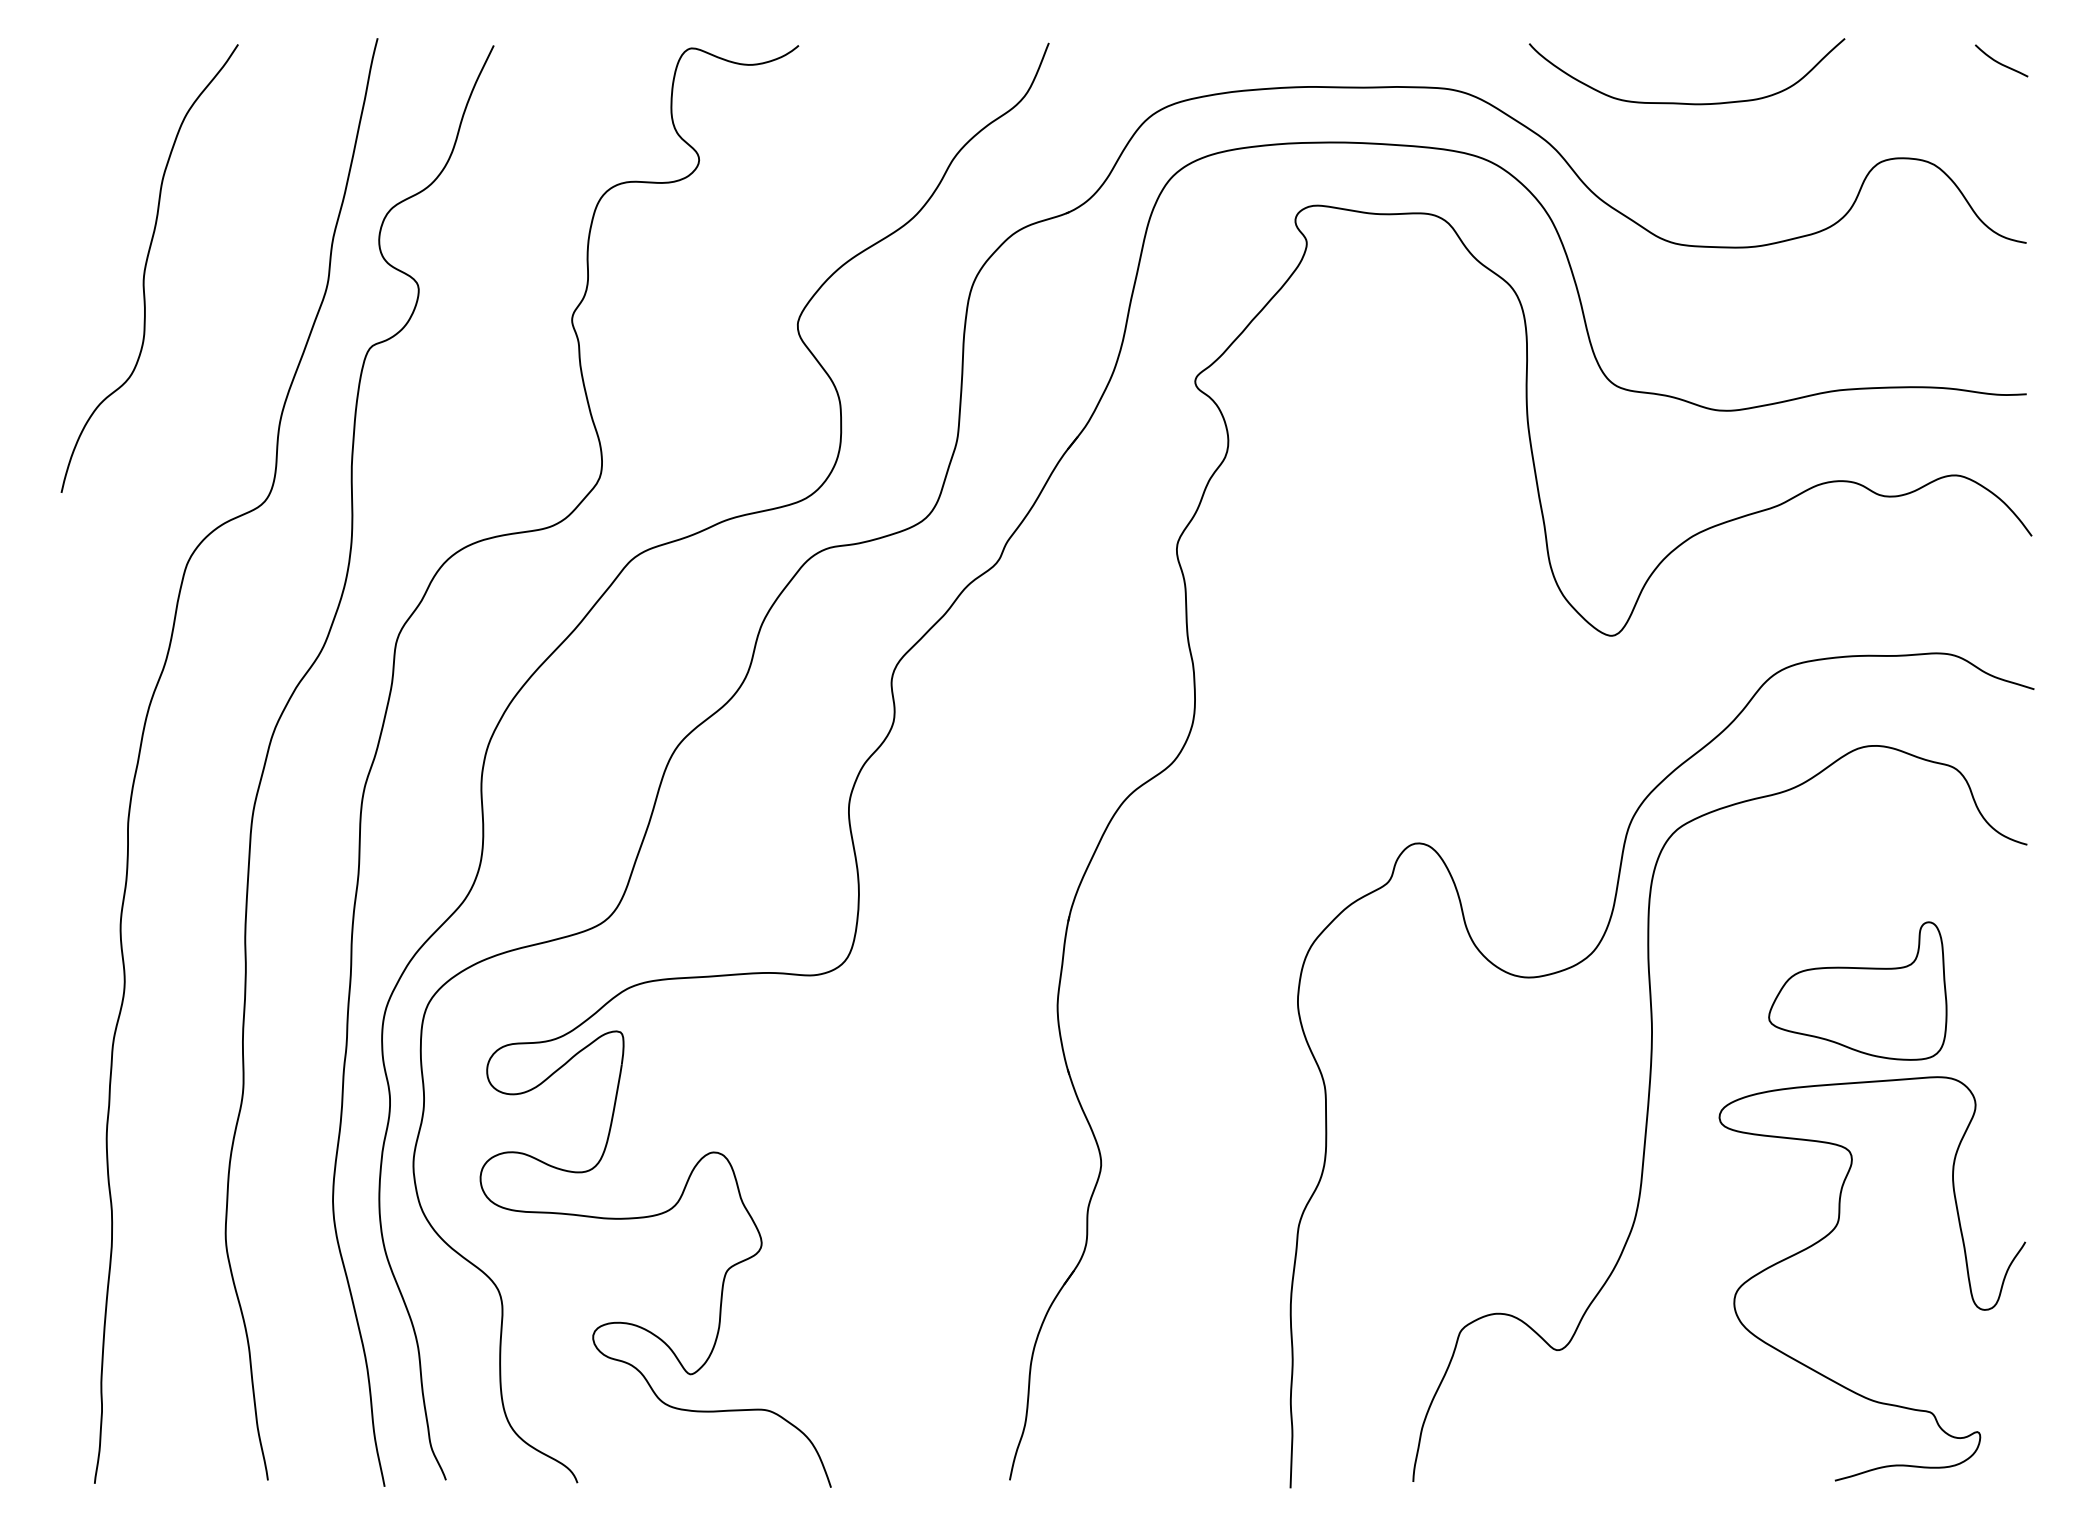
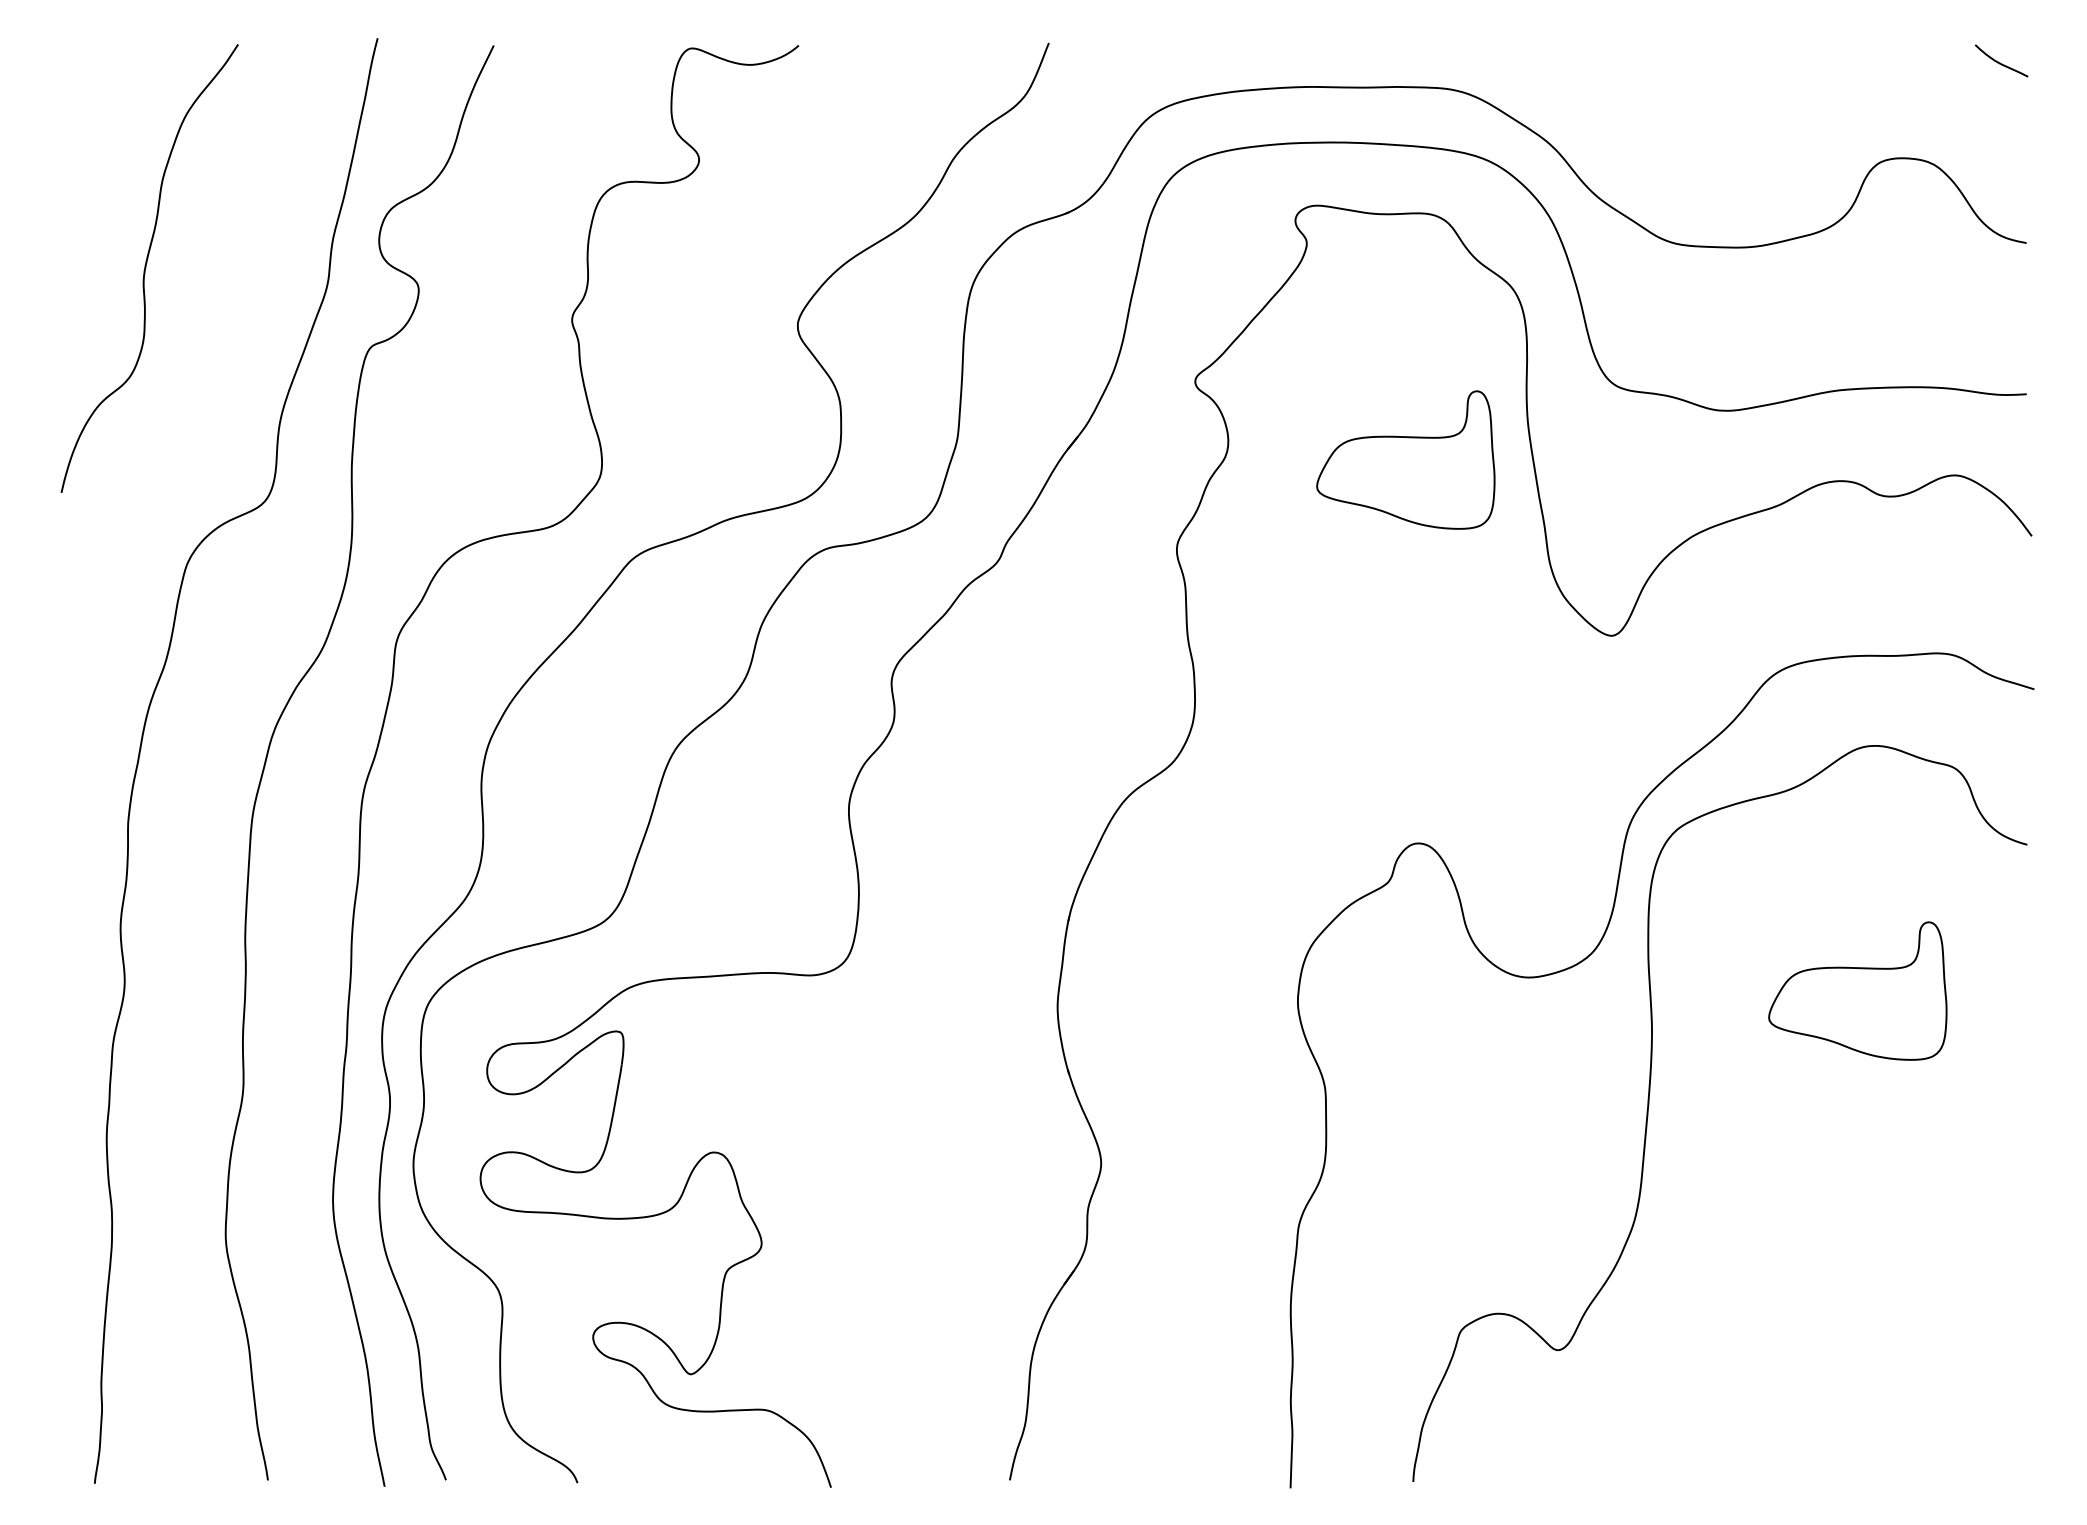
curve: present -> none (1683, 102)
part: none -> present (1405, 459)
curve: present -> none (1832, 1232)
